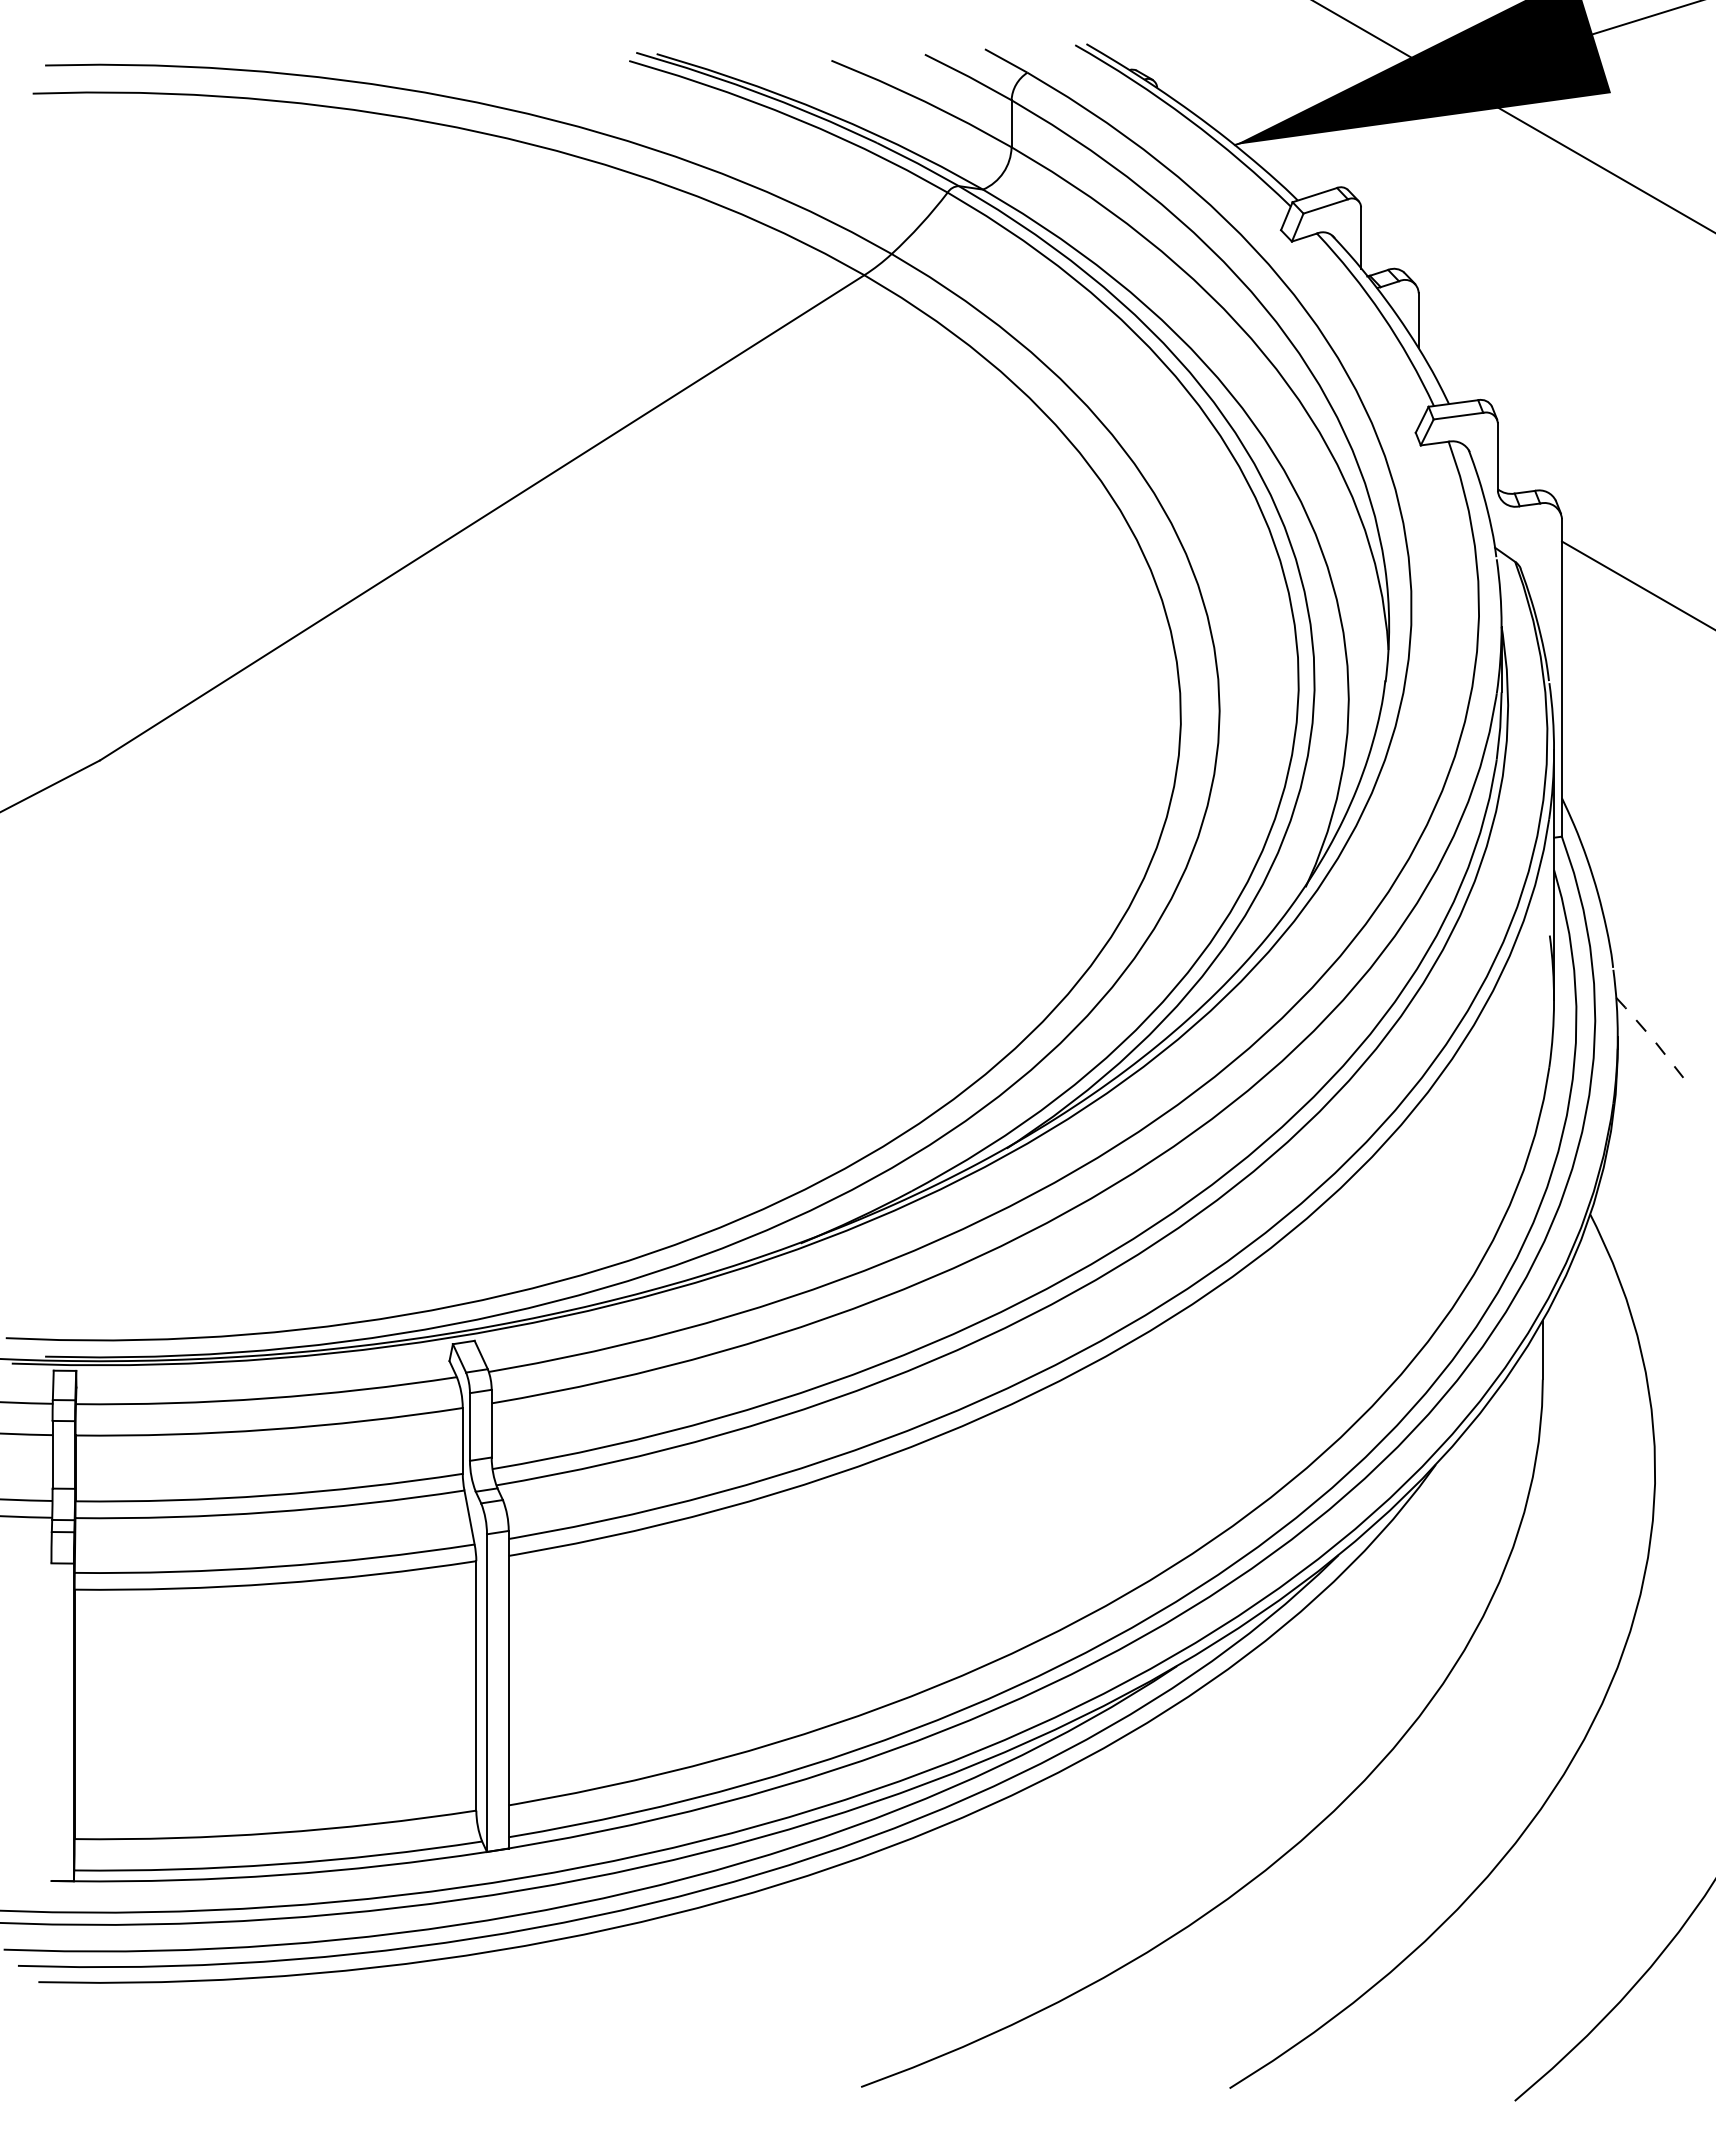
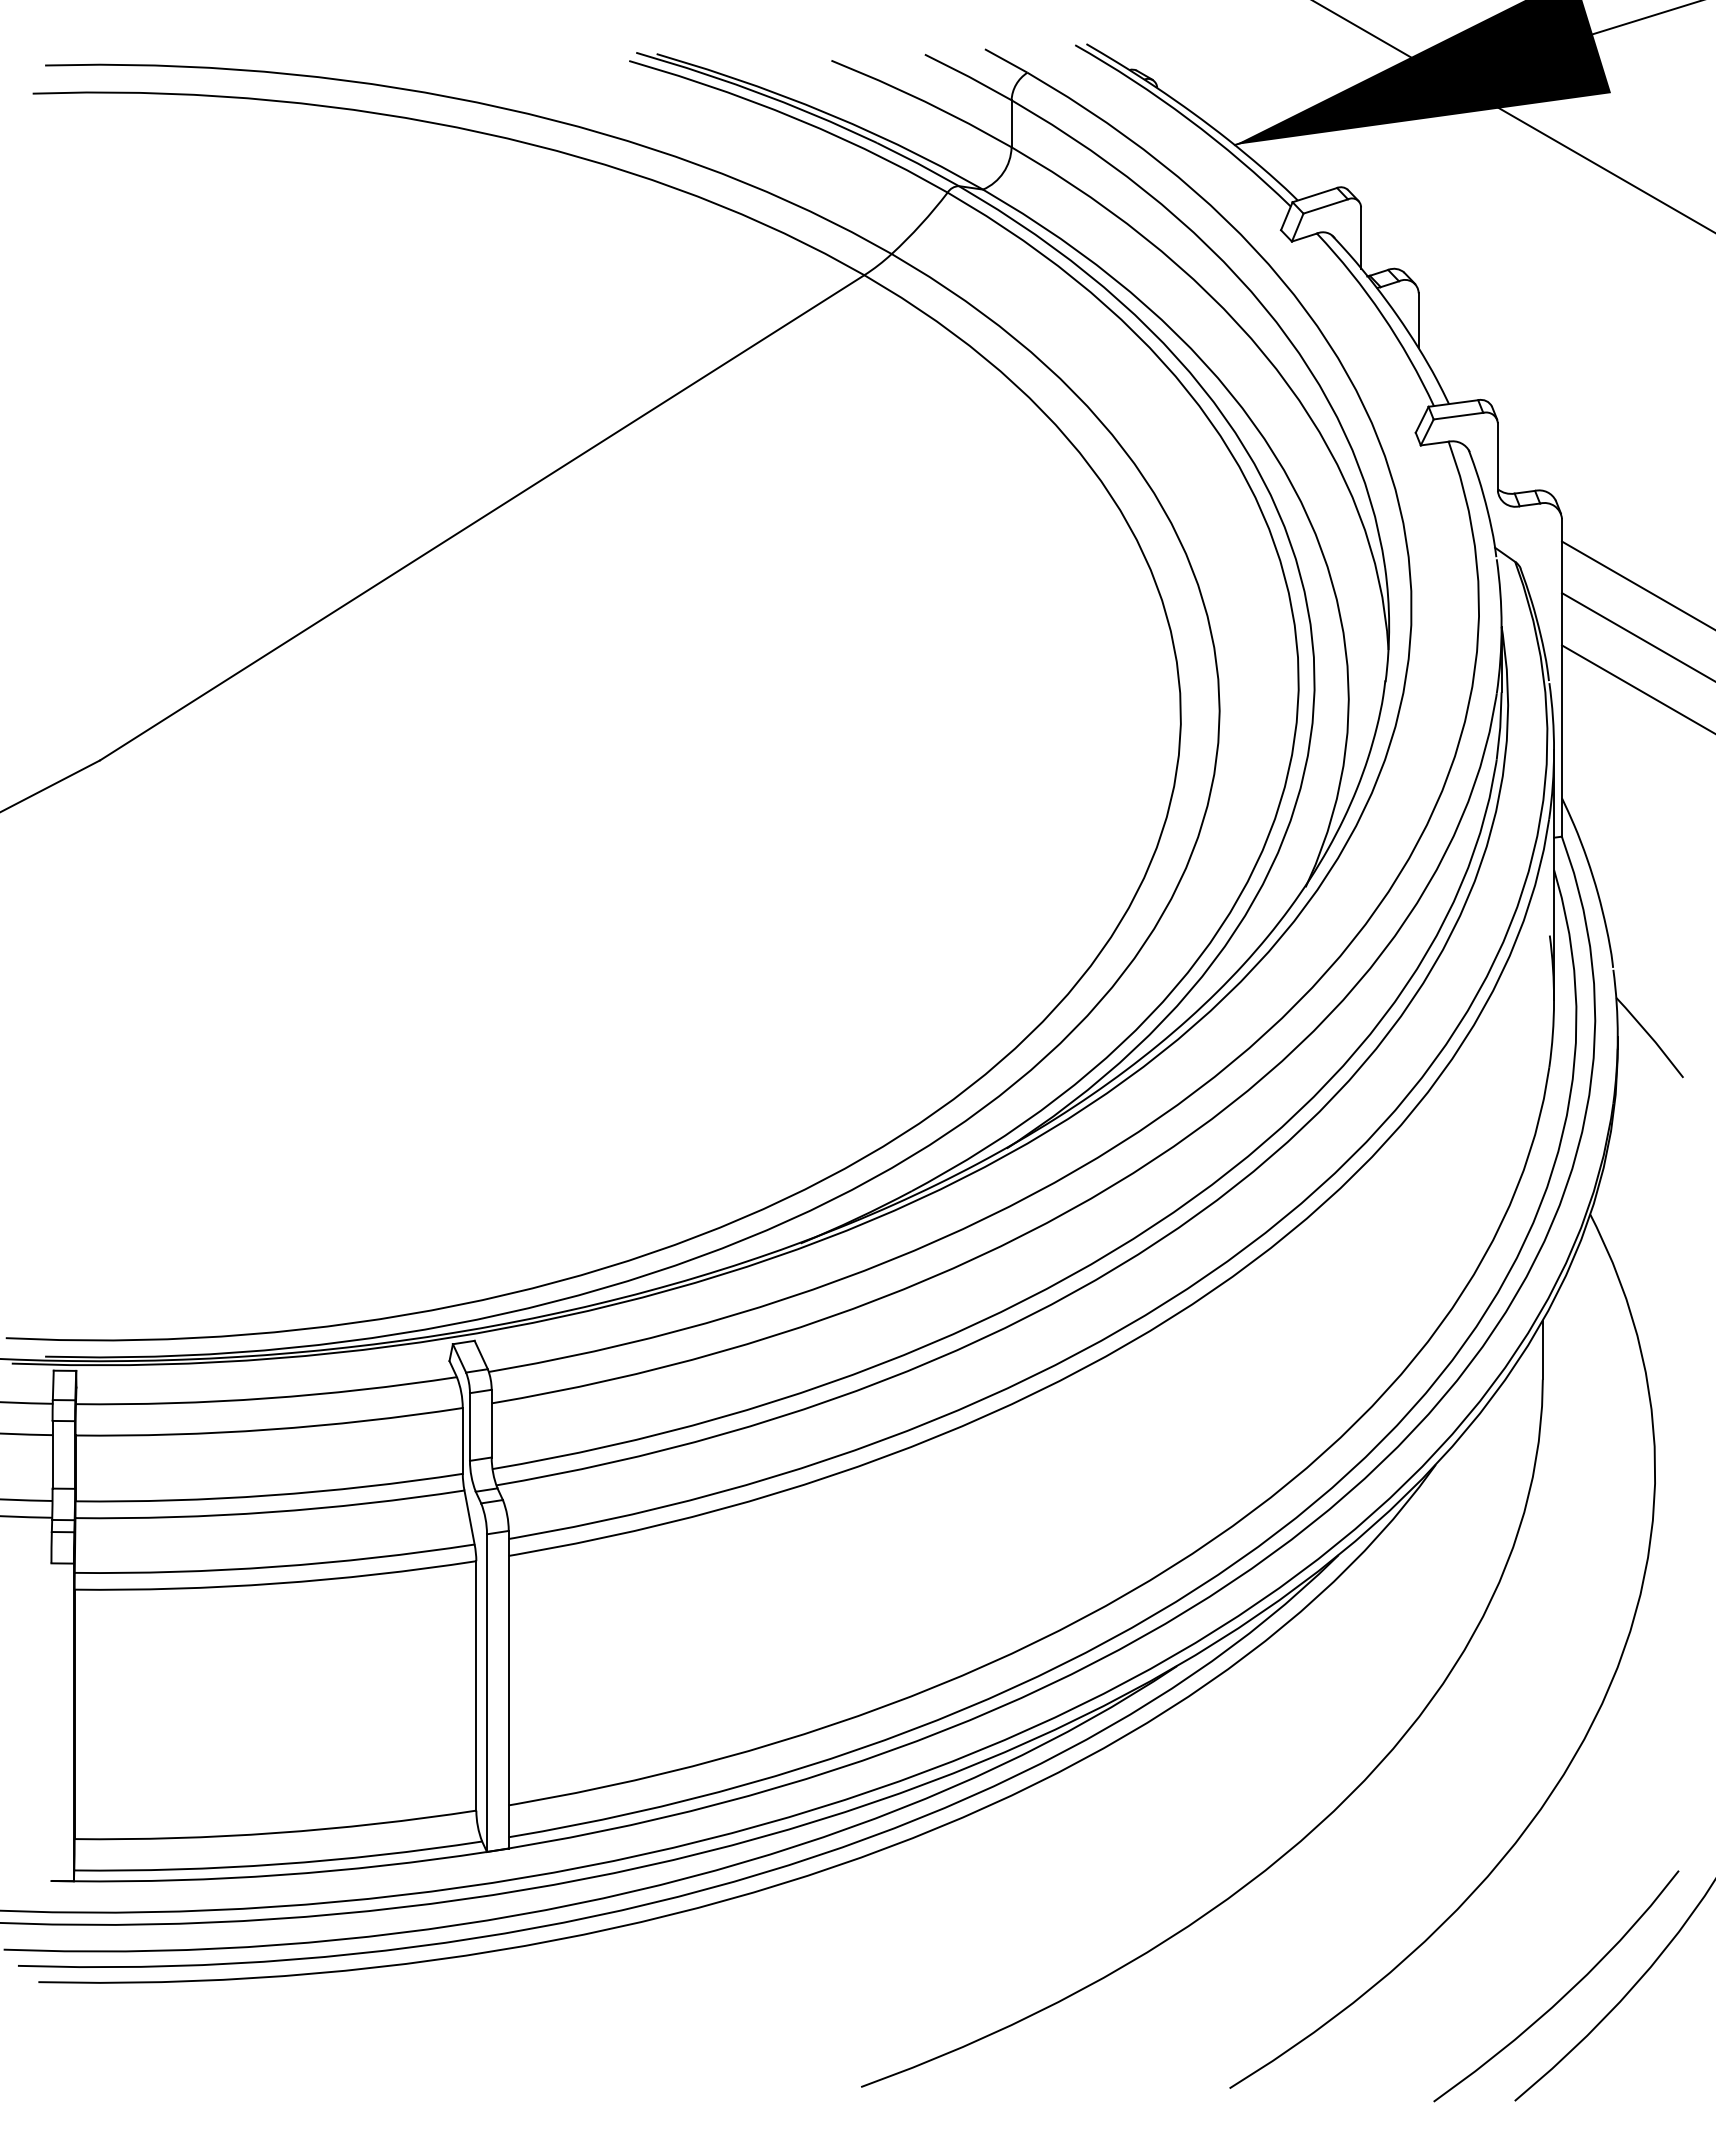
line: none -> present (1637, 636)
line: none -> present (1637, 688)
line: dashed -> solid (1651, 1037)
curve: none -> present (1564, 1994)
